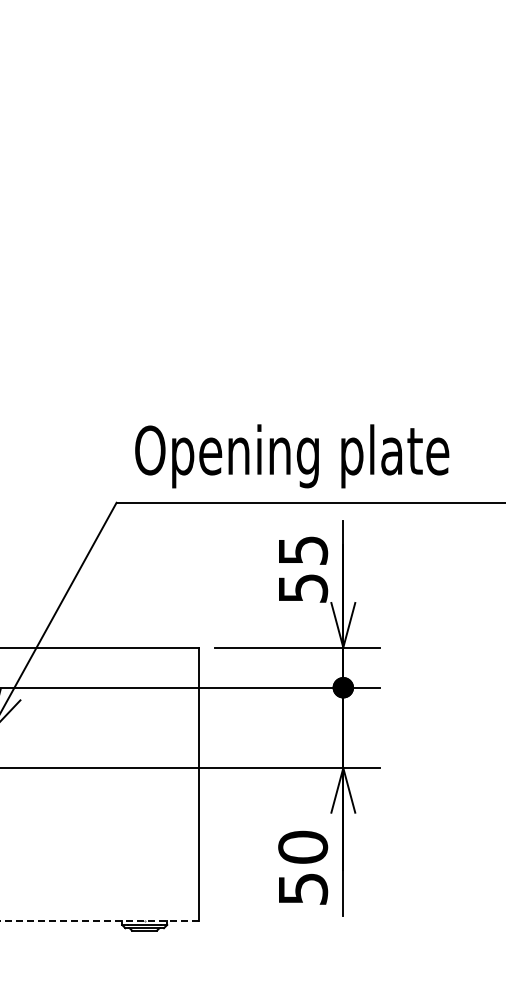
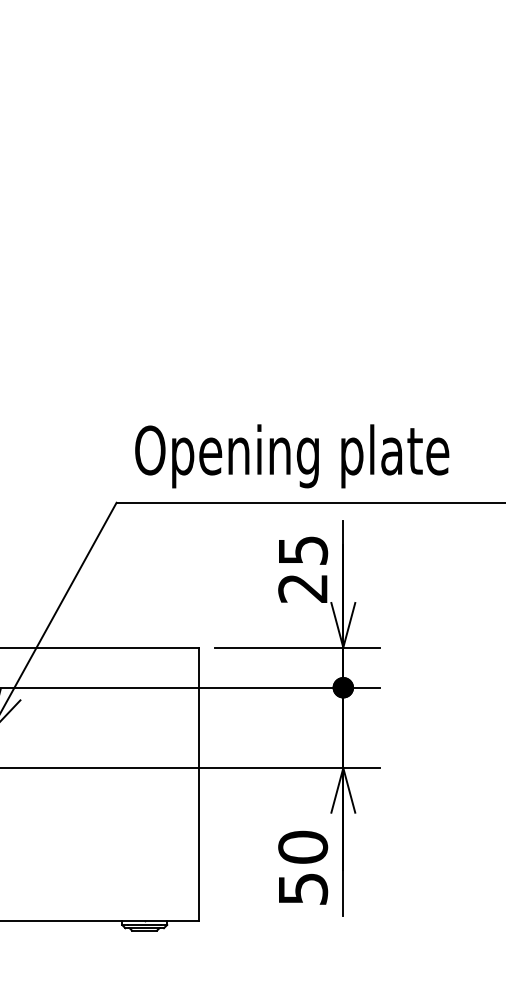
text: 55 -> 25 (303, 588)
line: dashed -> solid (99, 920)
